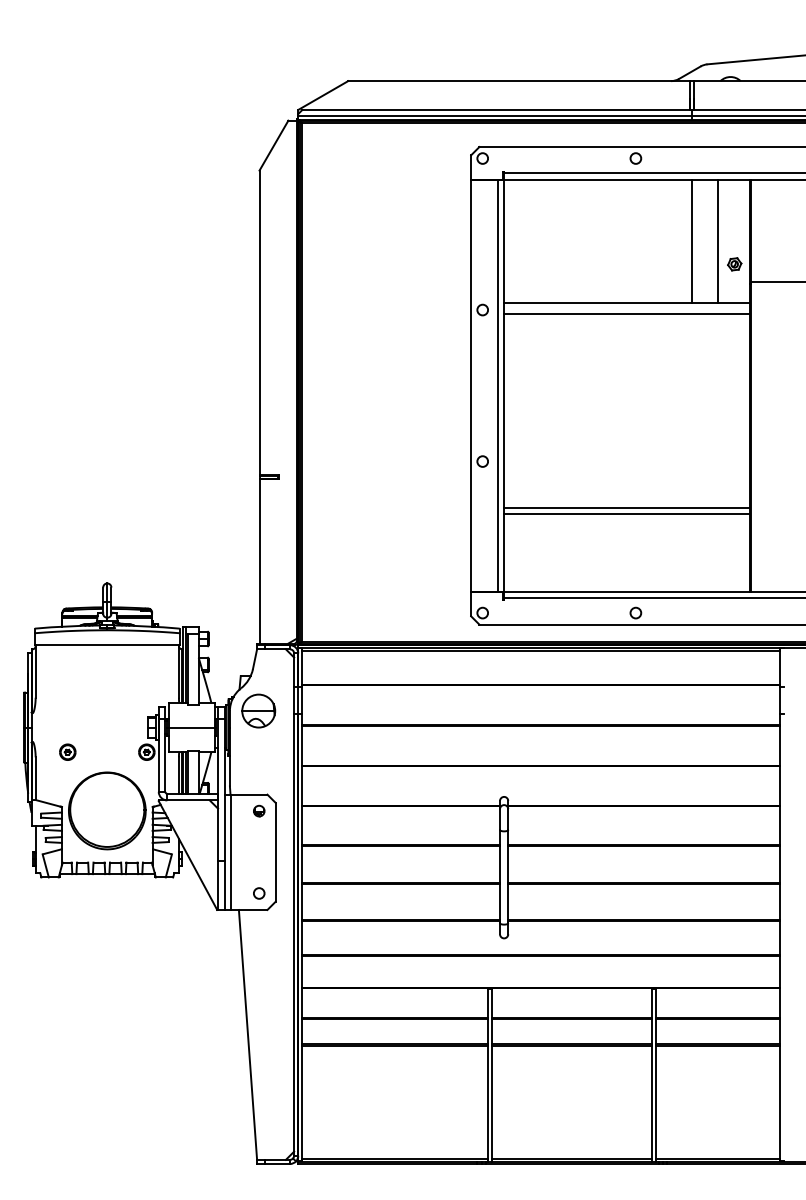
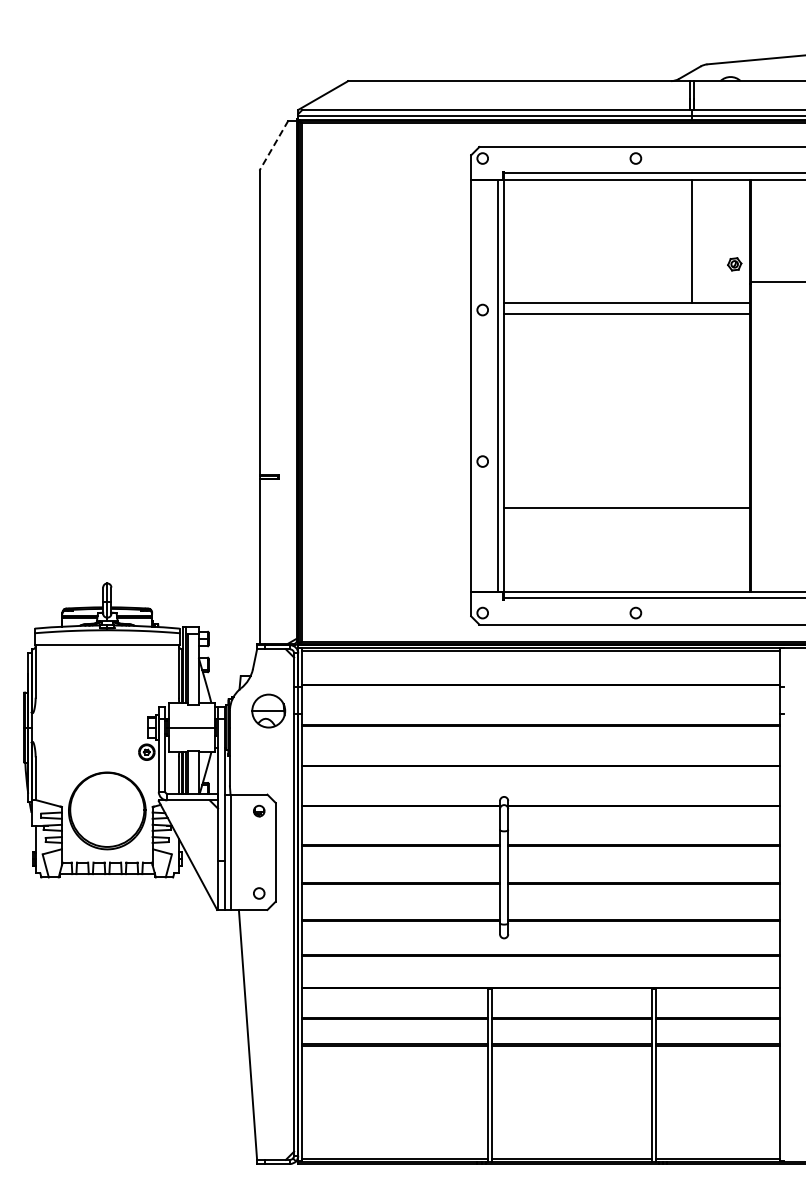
line: solid -> dashed (273, 145)
line: present -> none (718, 241)
line: present -> none (626, 514)
part position: (258, 710) -> (268, 710) (268, 710)
part: present -> none (67, 751)
